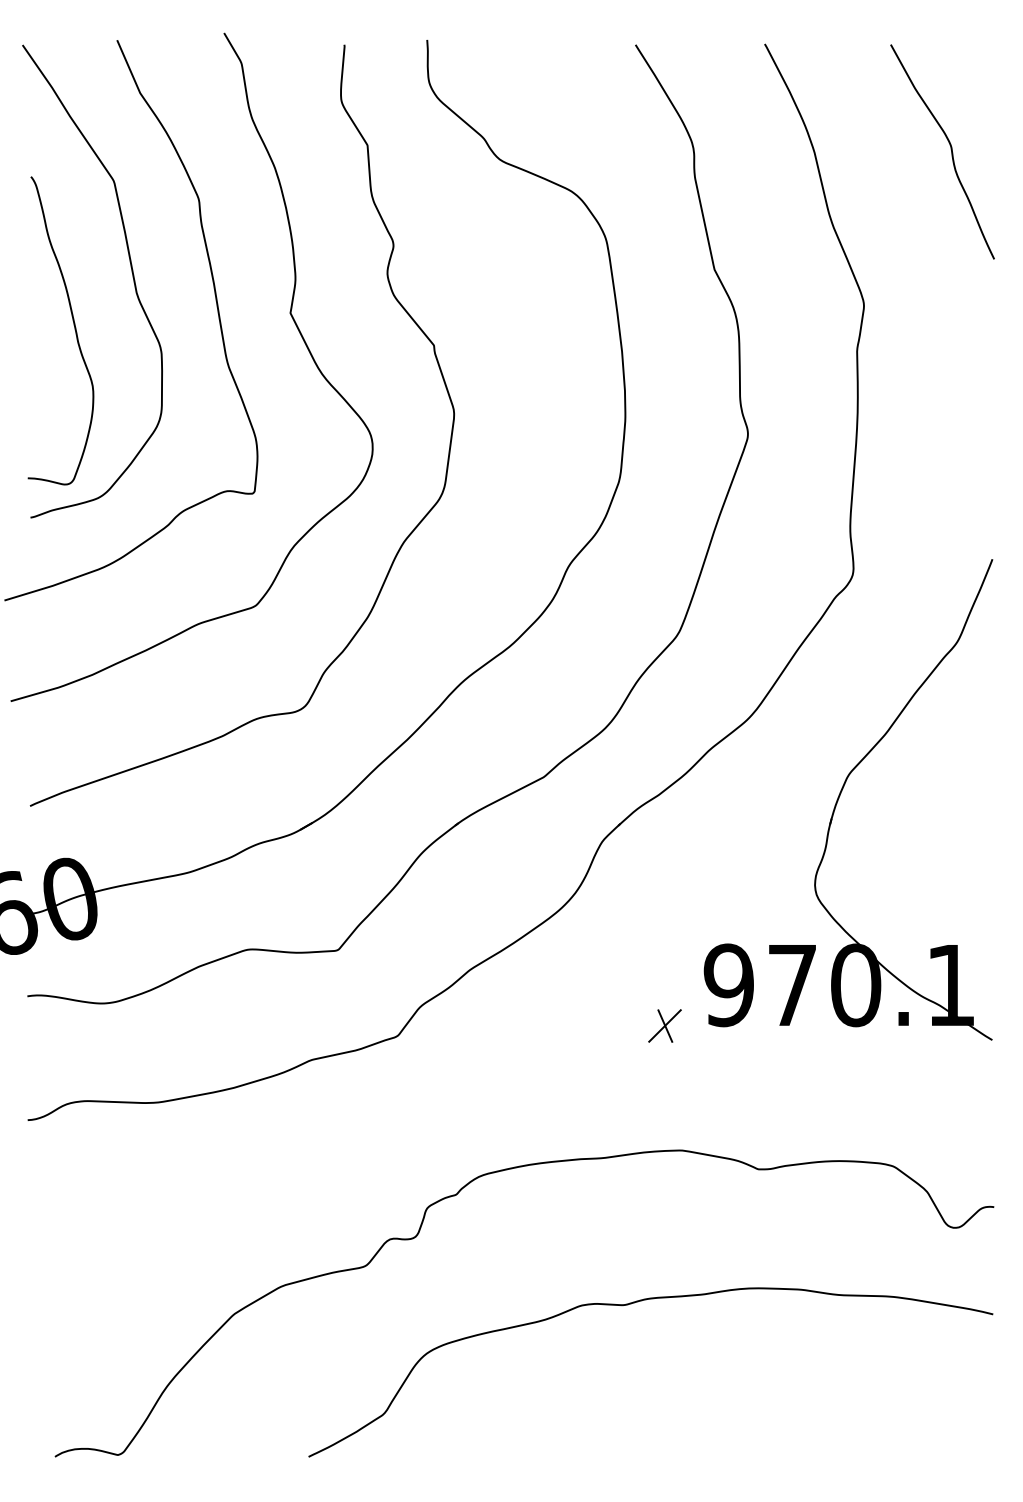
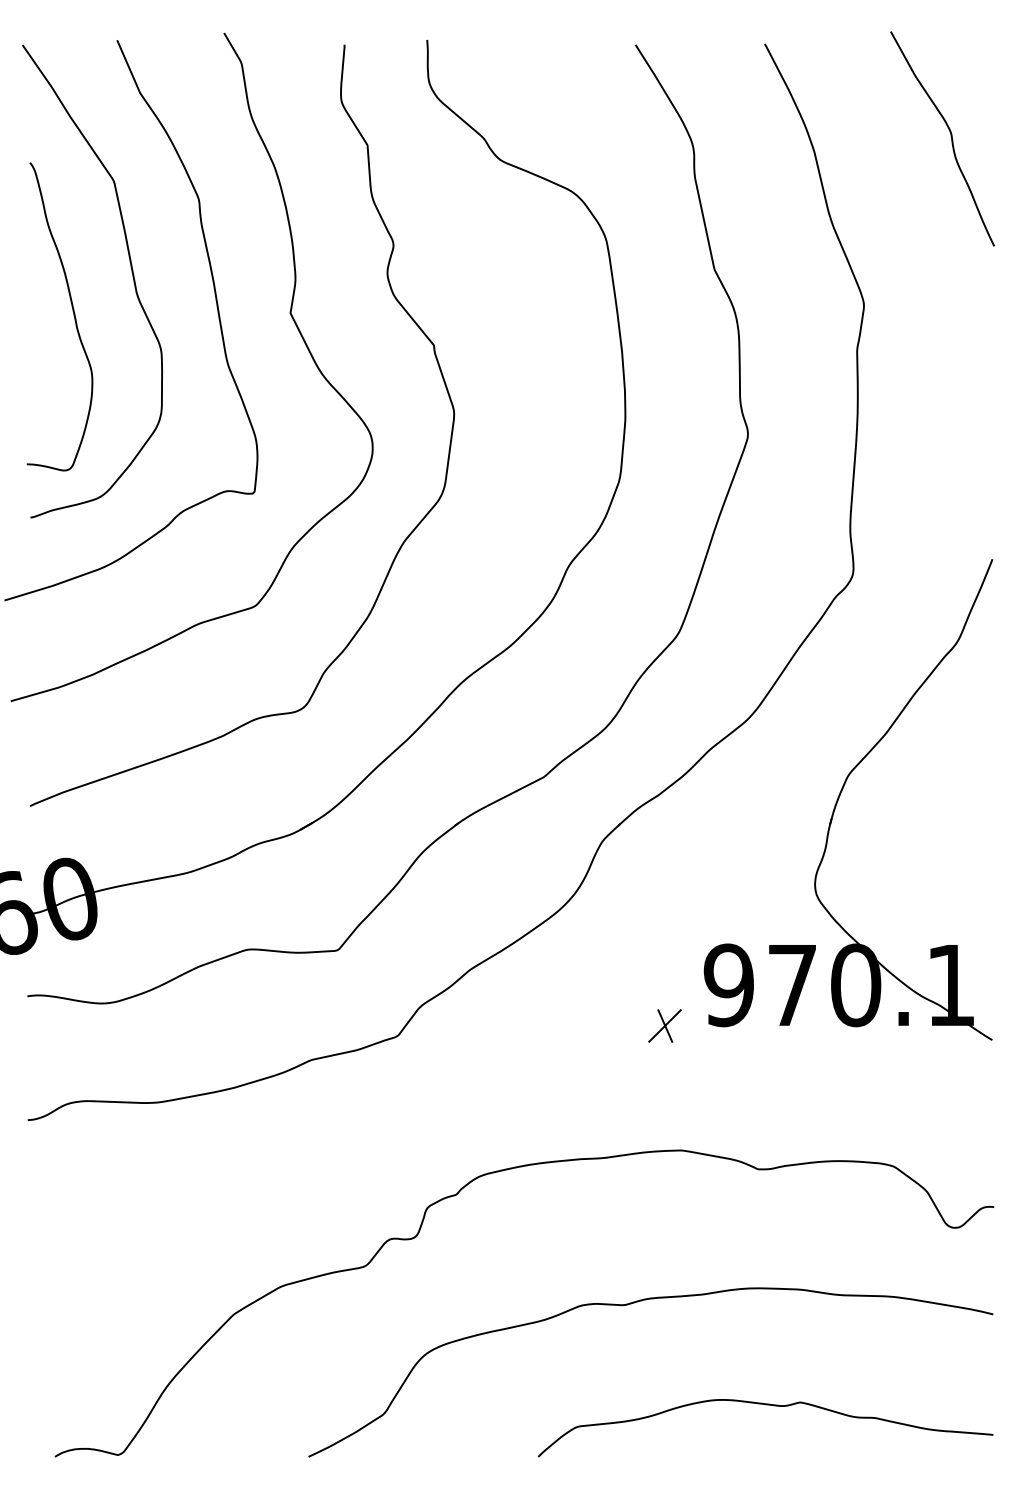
curve position: (950, 149) -> (950, 136) (950, 136)
curve position: (73, 325) -> (72, 311) (72, 311)
curve: none -> present (765, 1405)
